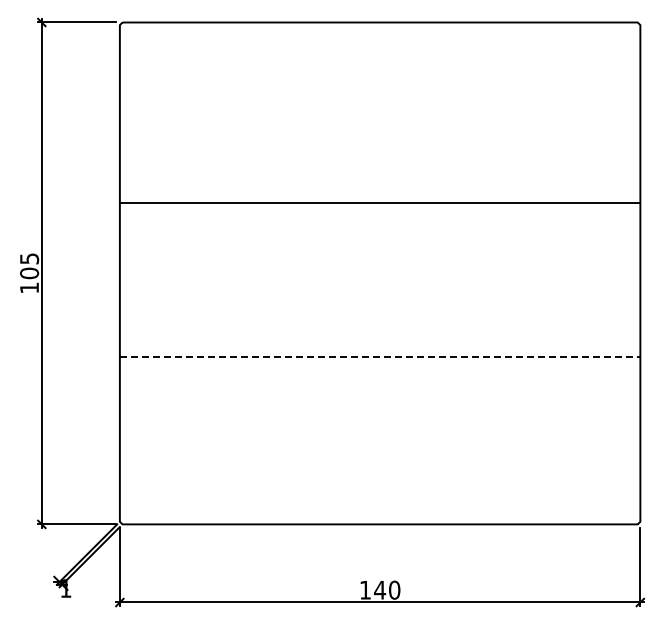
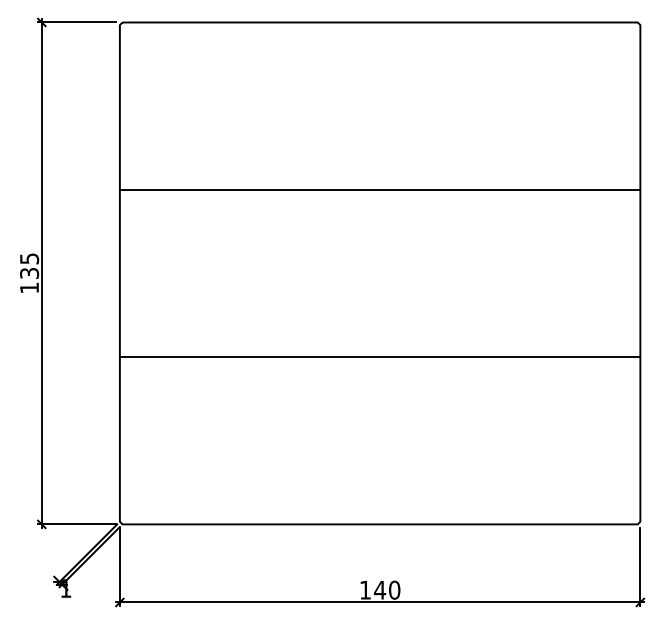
line position: (379, 202) -> (379, 189) (379, 189)
text: 105 -> 135 (29, 273)
line: dashed -> solid (380, 357)
